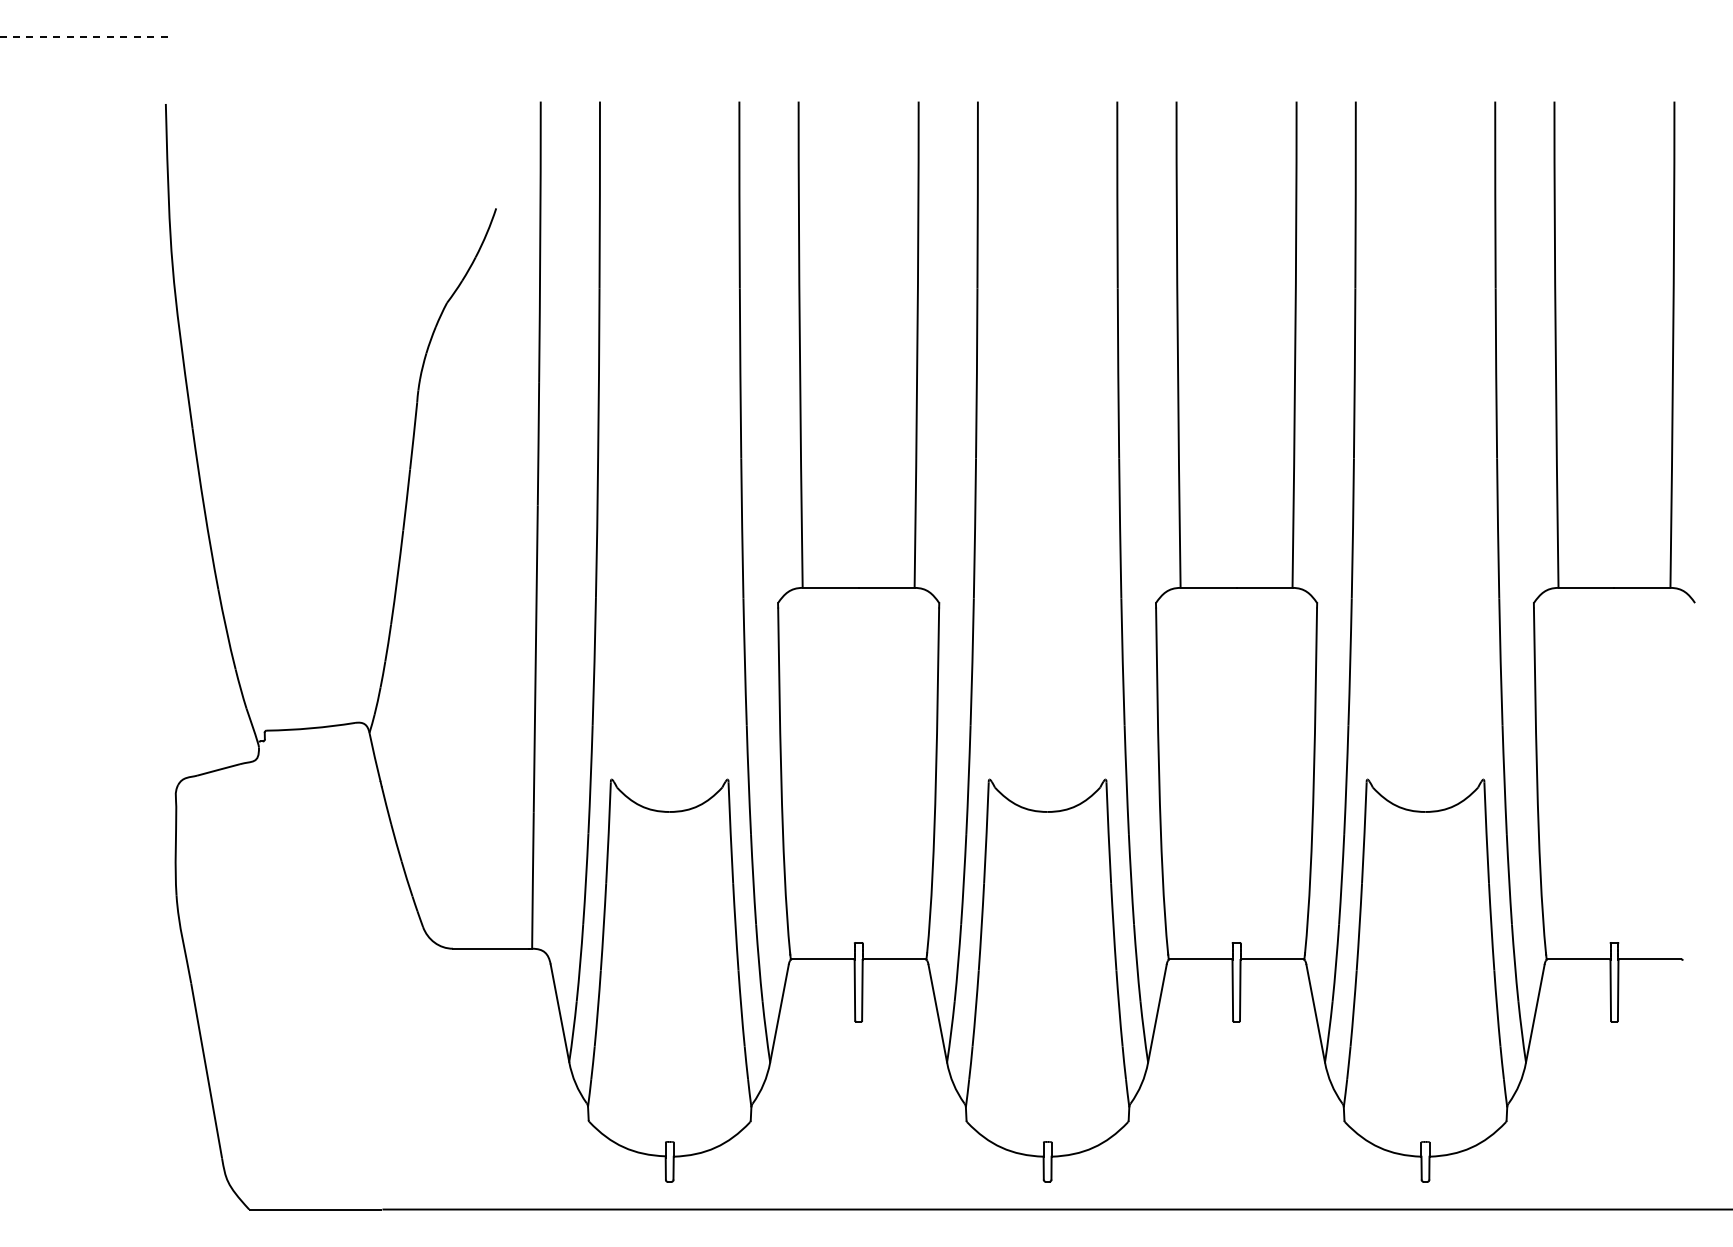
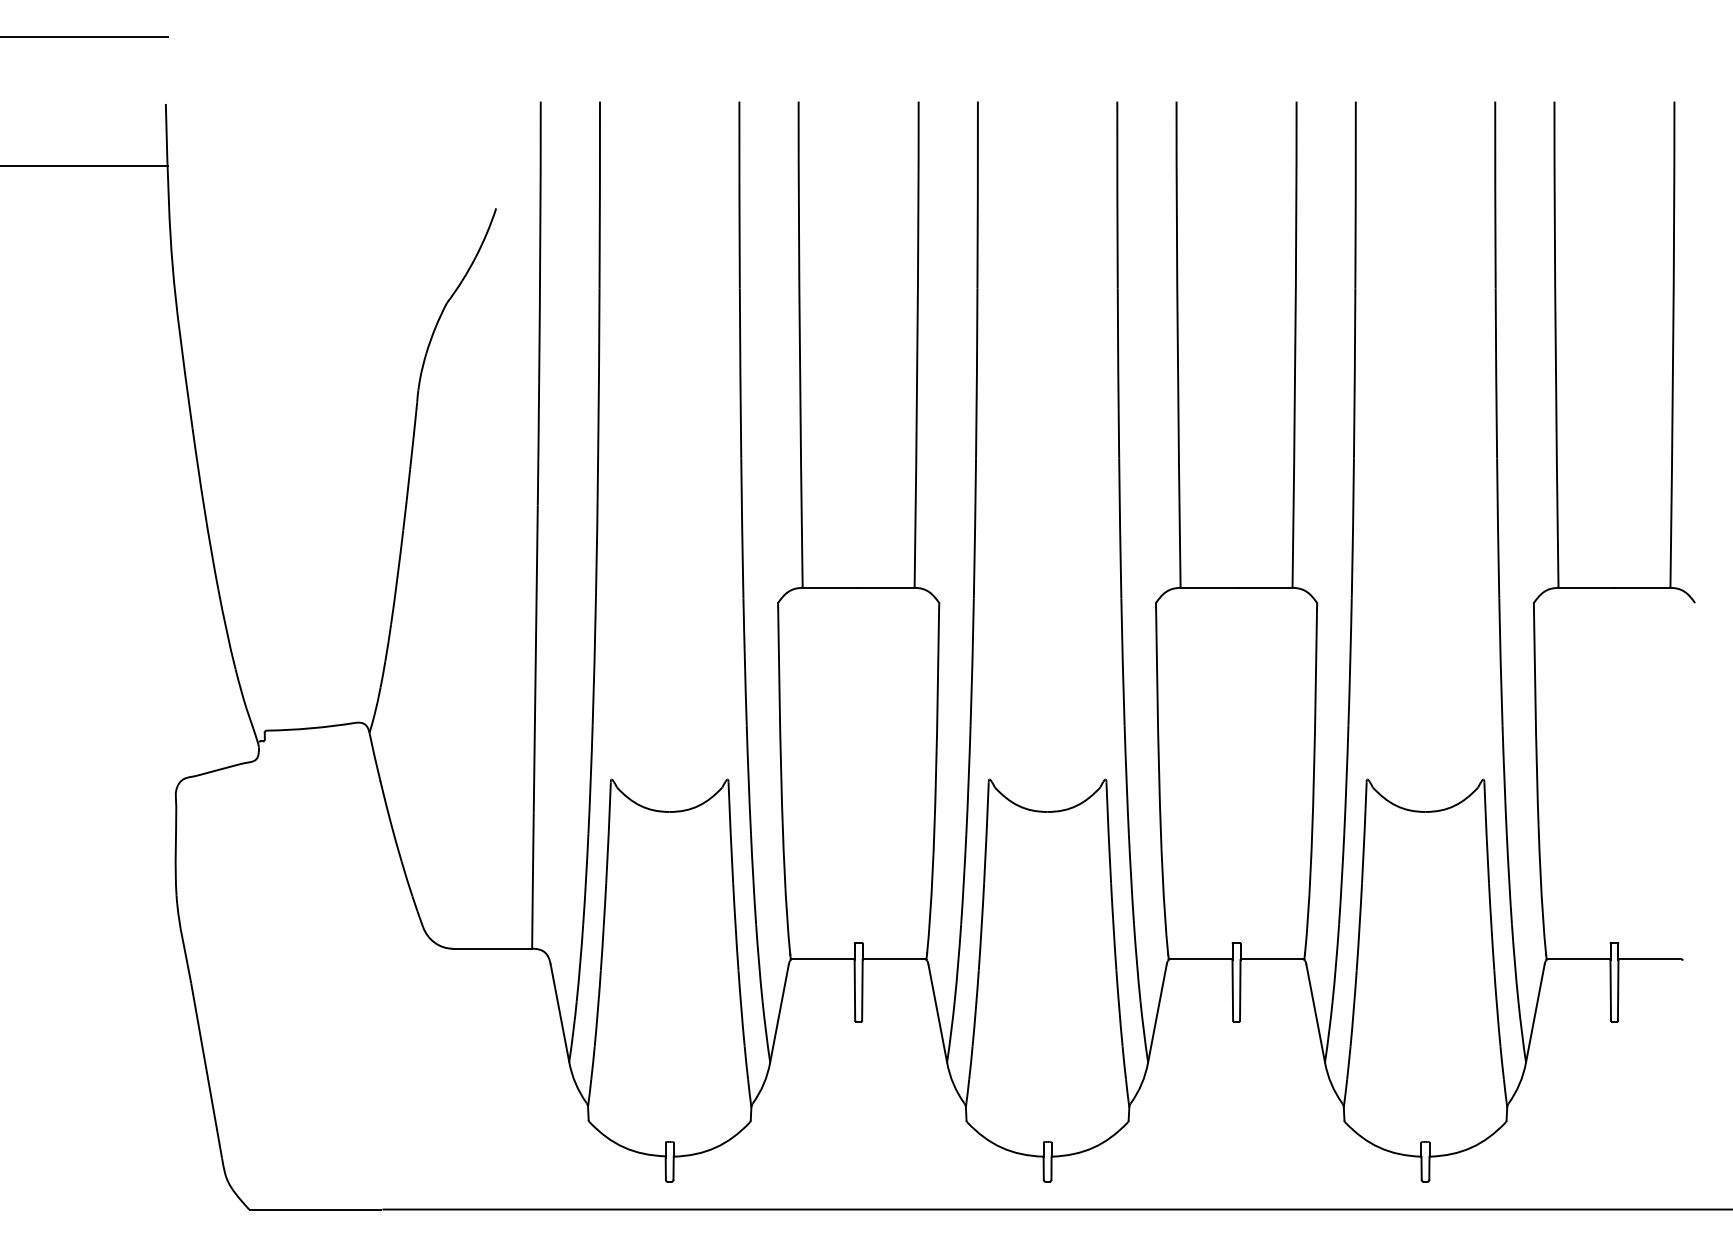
line: dashed -> solid (83, 37)
line: none -> present (84, 165)
